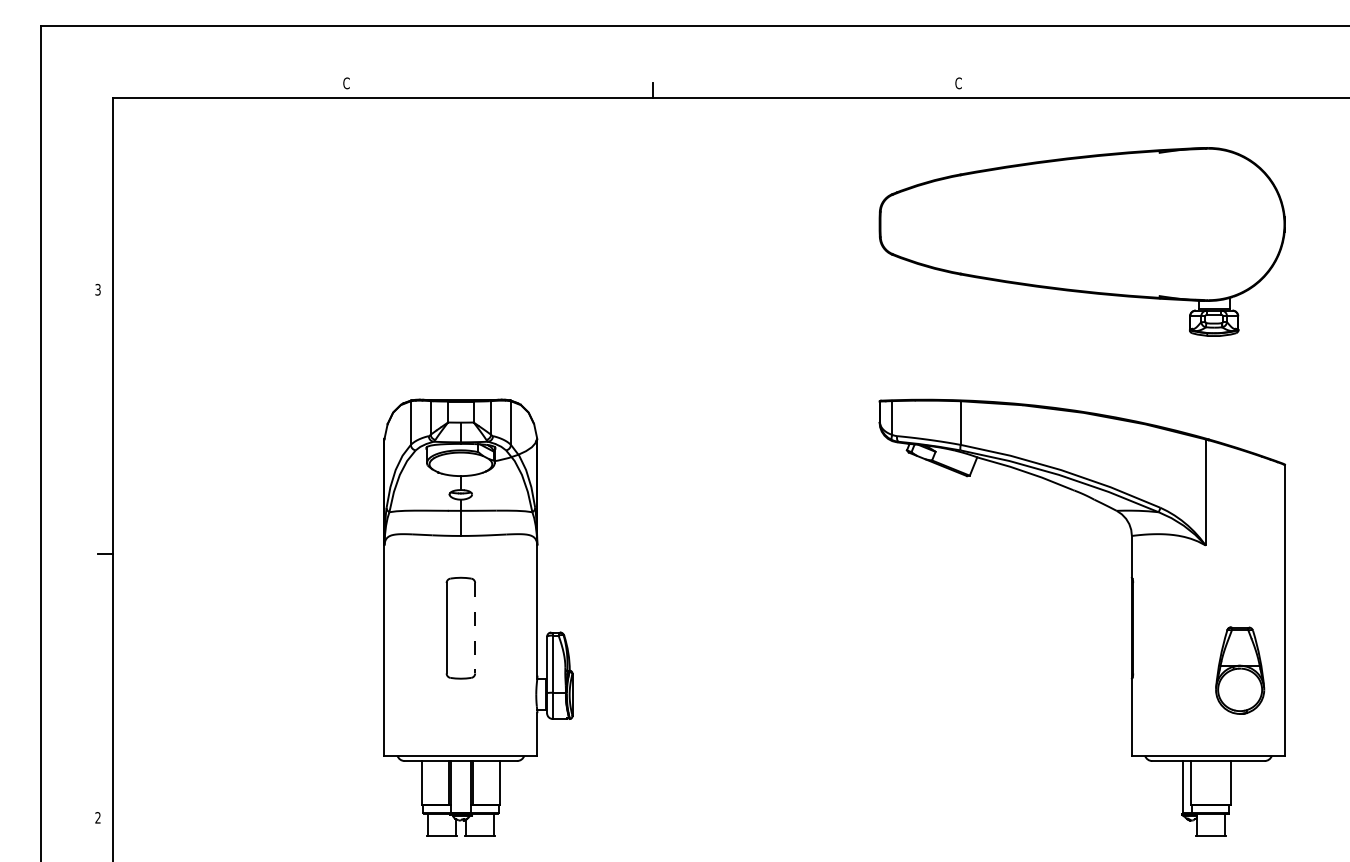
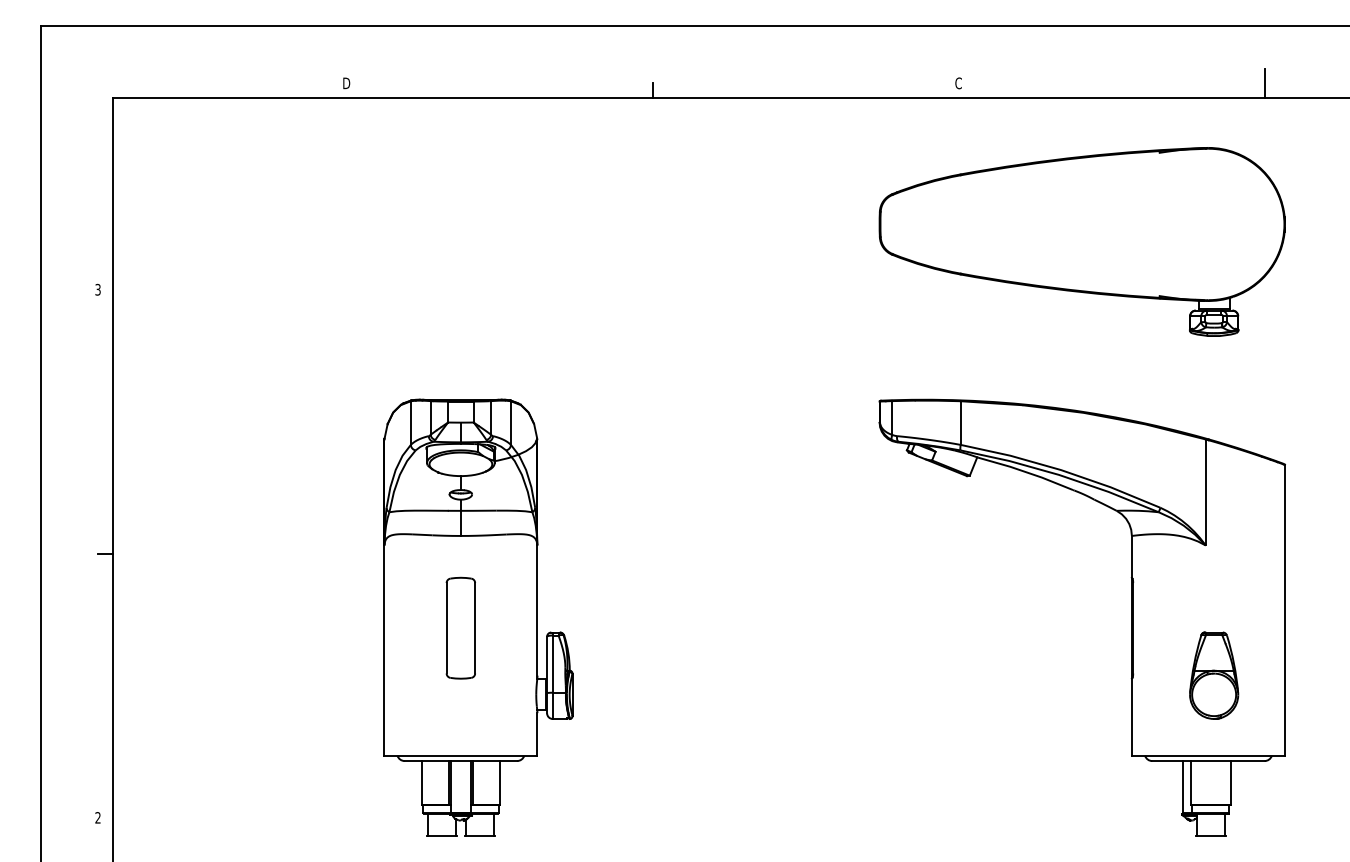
line: none -> present (1264, 82)
text: C -> D (346, 83)
line: dashed -> solid (475, 628)
part position: (1240, 670) -> (1214, 675) (1214, 675)
